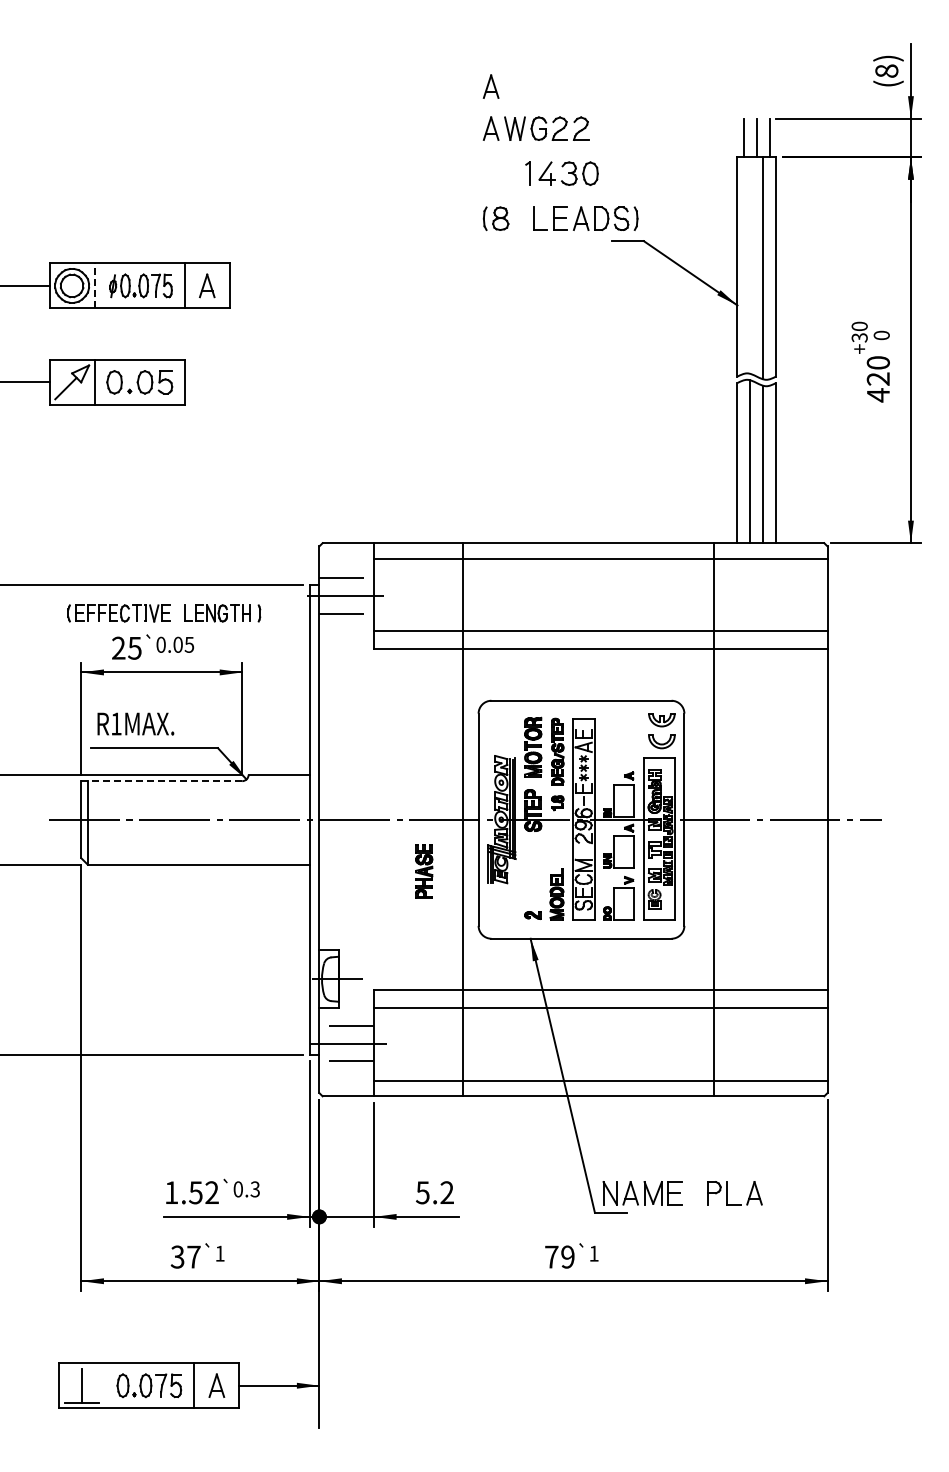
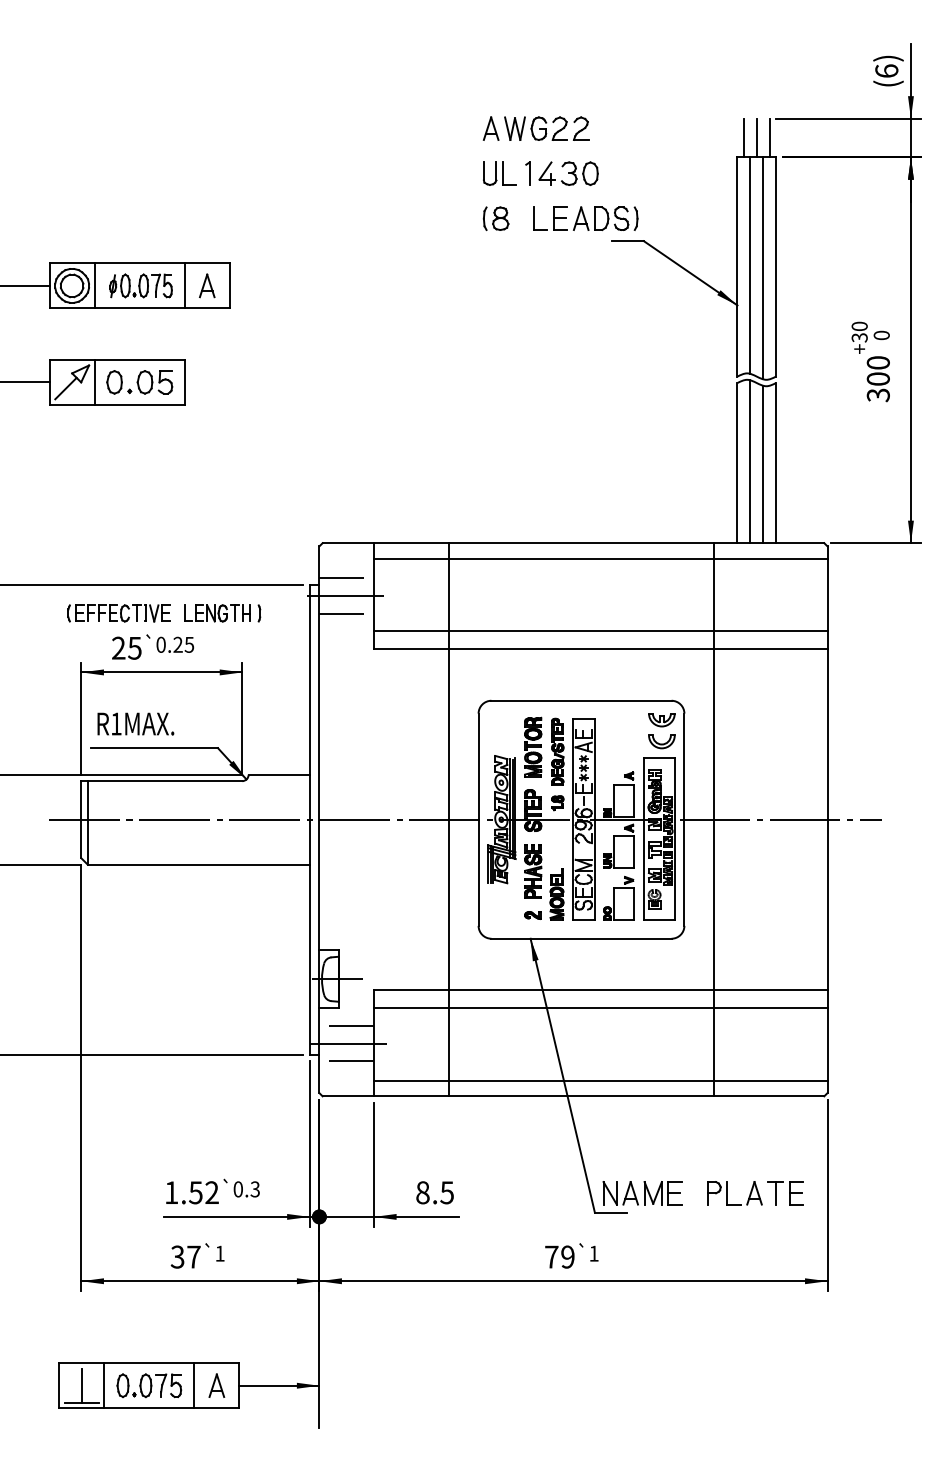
text: 8 -> 6 (886, 70)
part: present -> none (490, 86)
part: none -> present (499, 173)
line: none -> present (750, 265)
line: dashed -> solid (94, 285)
text: 420 -> 300 (877, 387)
text: 0.05 -> 0.25 (177, 644)
line: dashed -> solid (161, 781)
line position: (462, 819) -> (448, 819) (448, 819)
part position: (424, 871) -> (533, 871) (533, 871)
text: 5.2 -> 8.5 (434, 1192)
part: none -> present (785, 1193)
line: none -> present (104, 1385)
